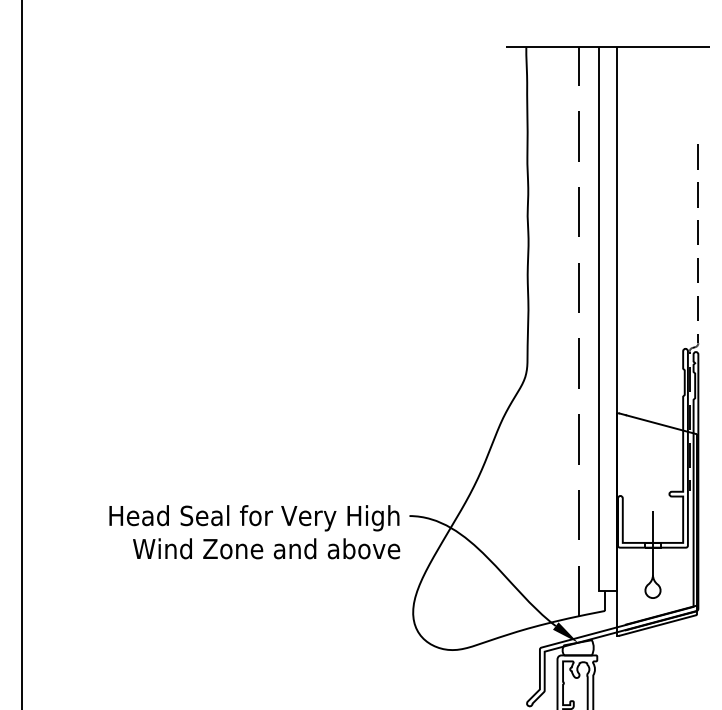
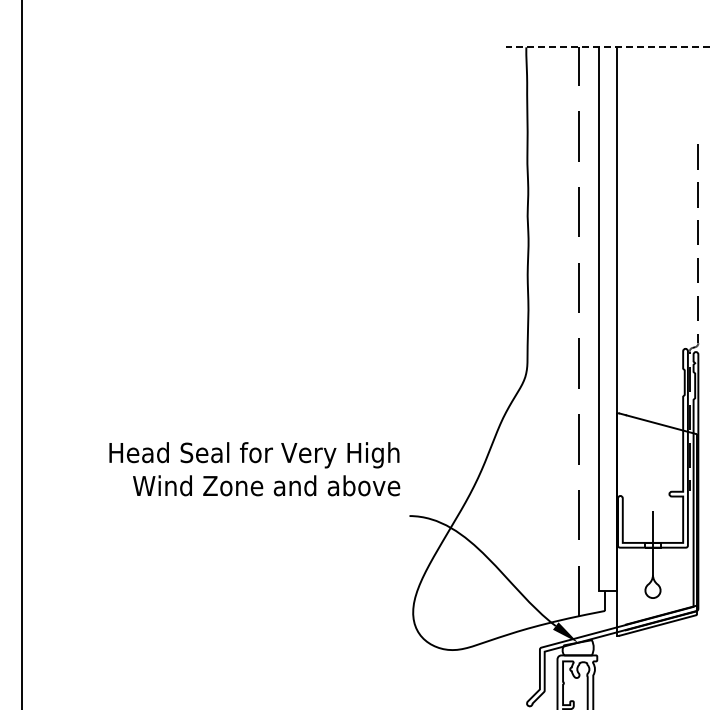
line: solid -> dashed (607, 47)
text position: (254, 532) -> (254, 469) (254, 469)
